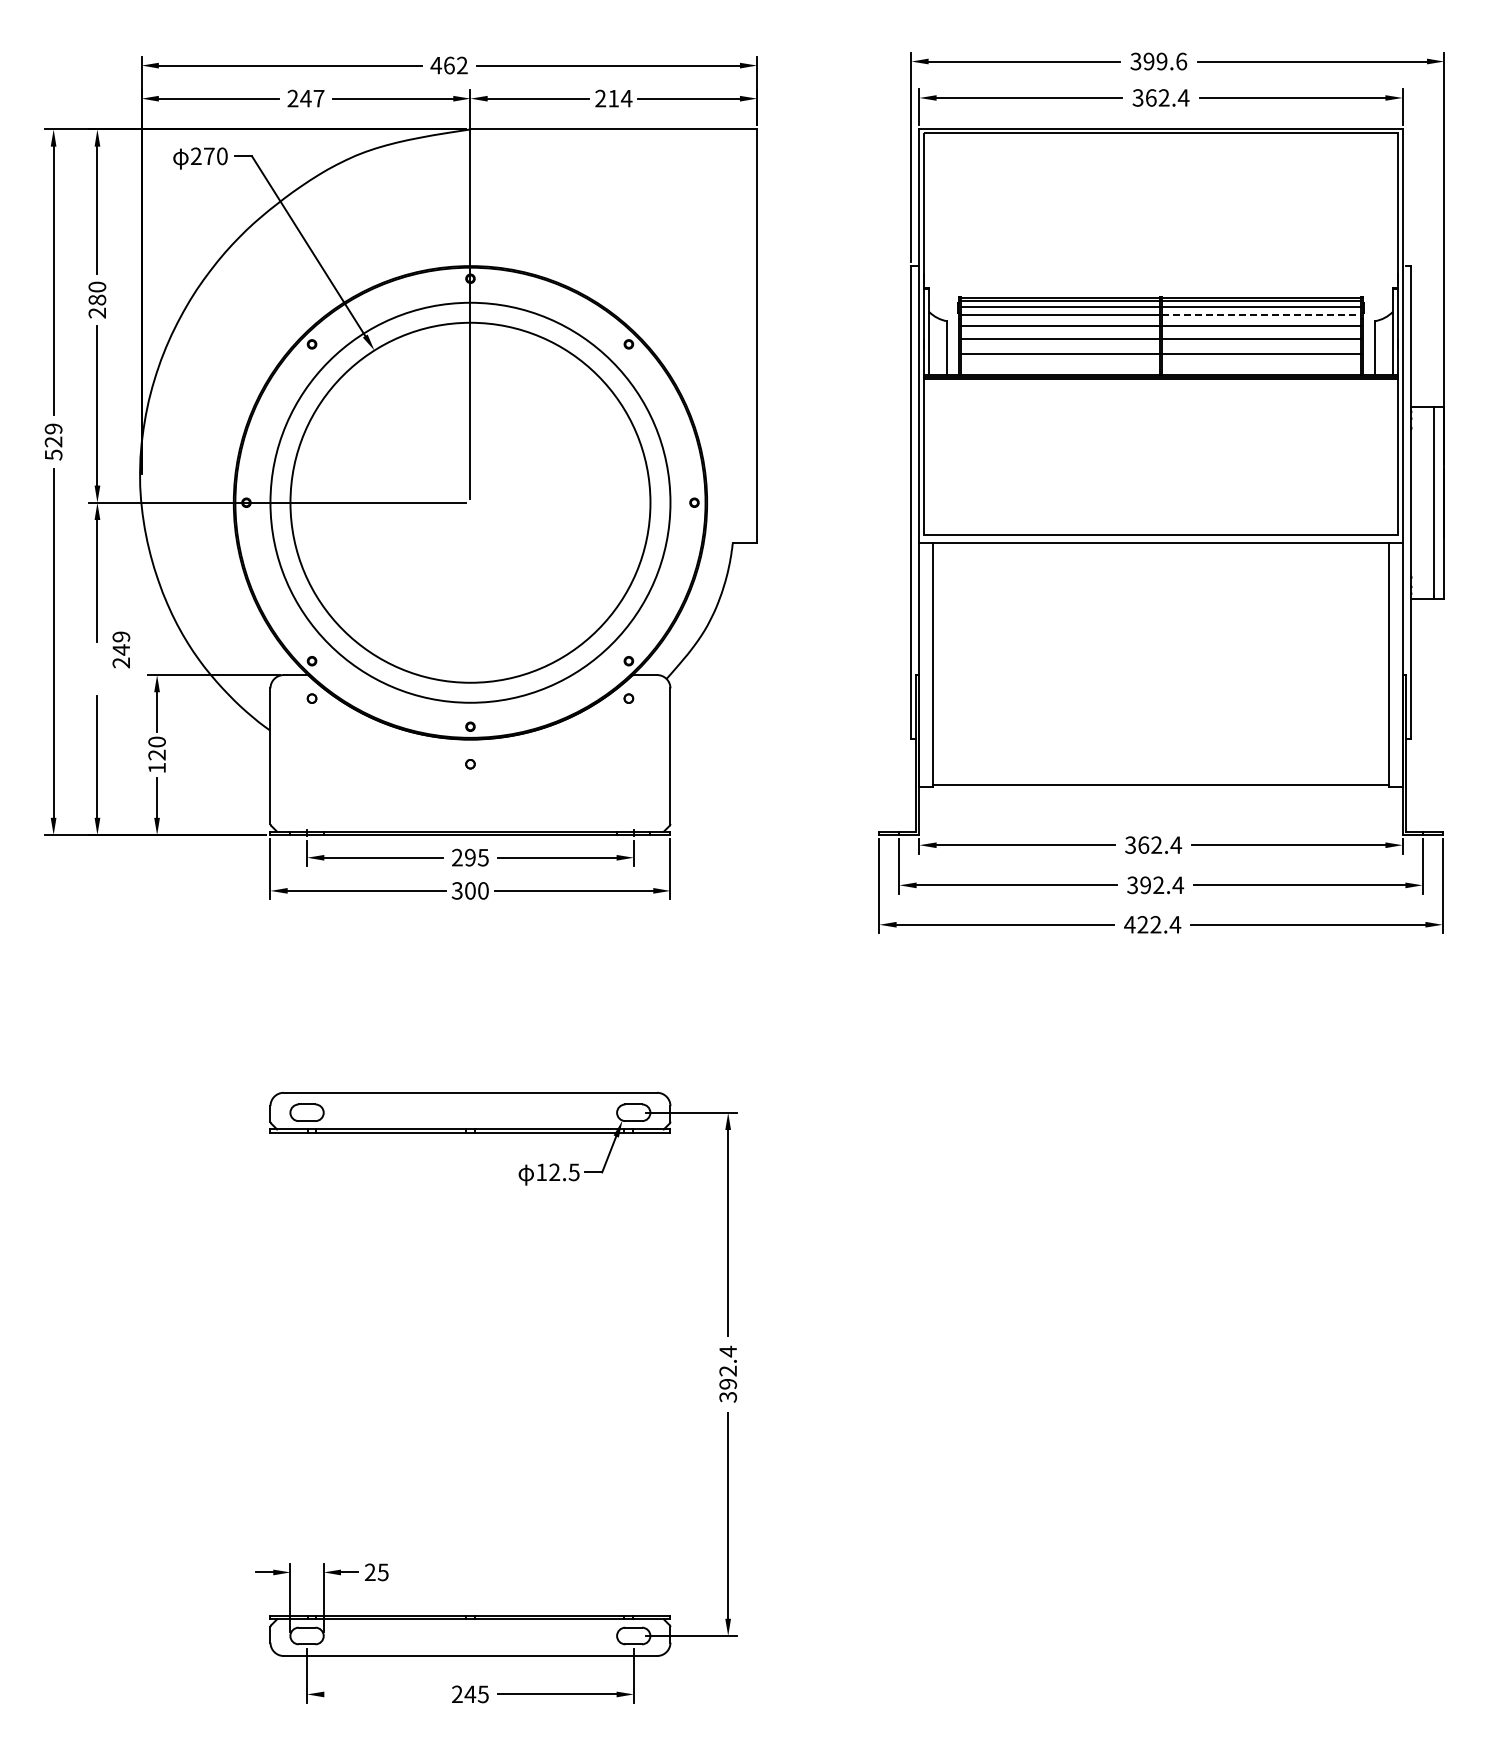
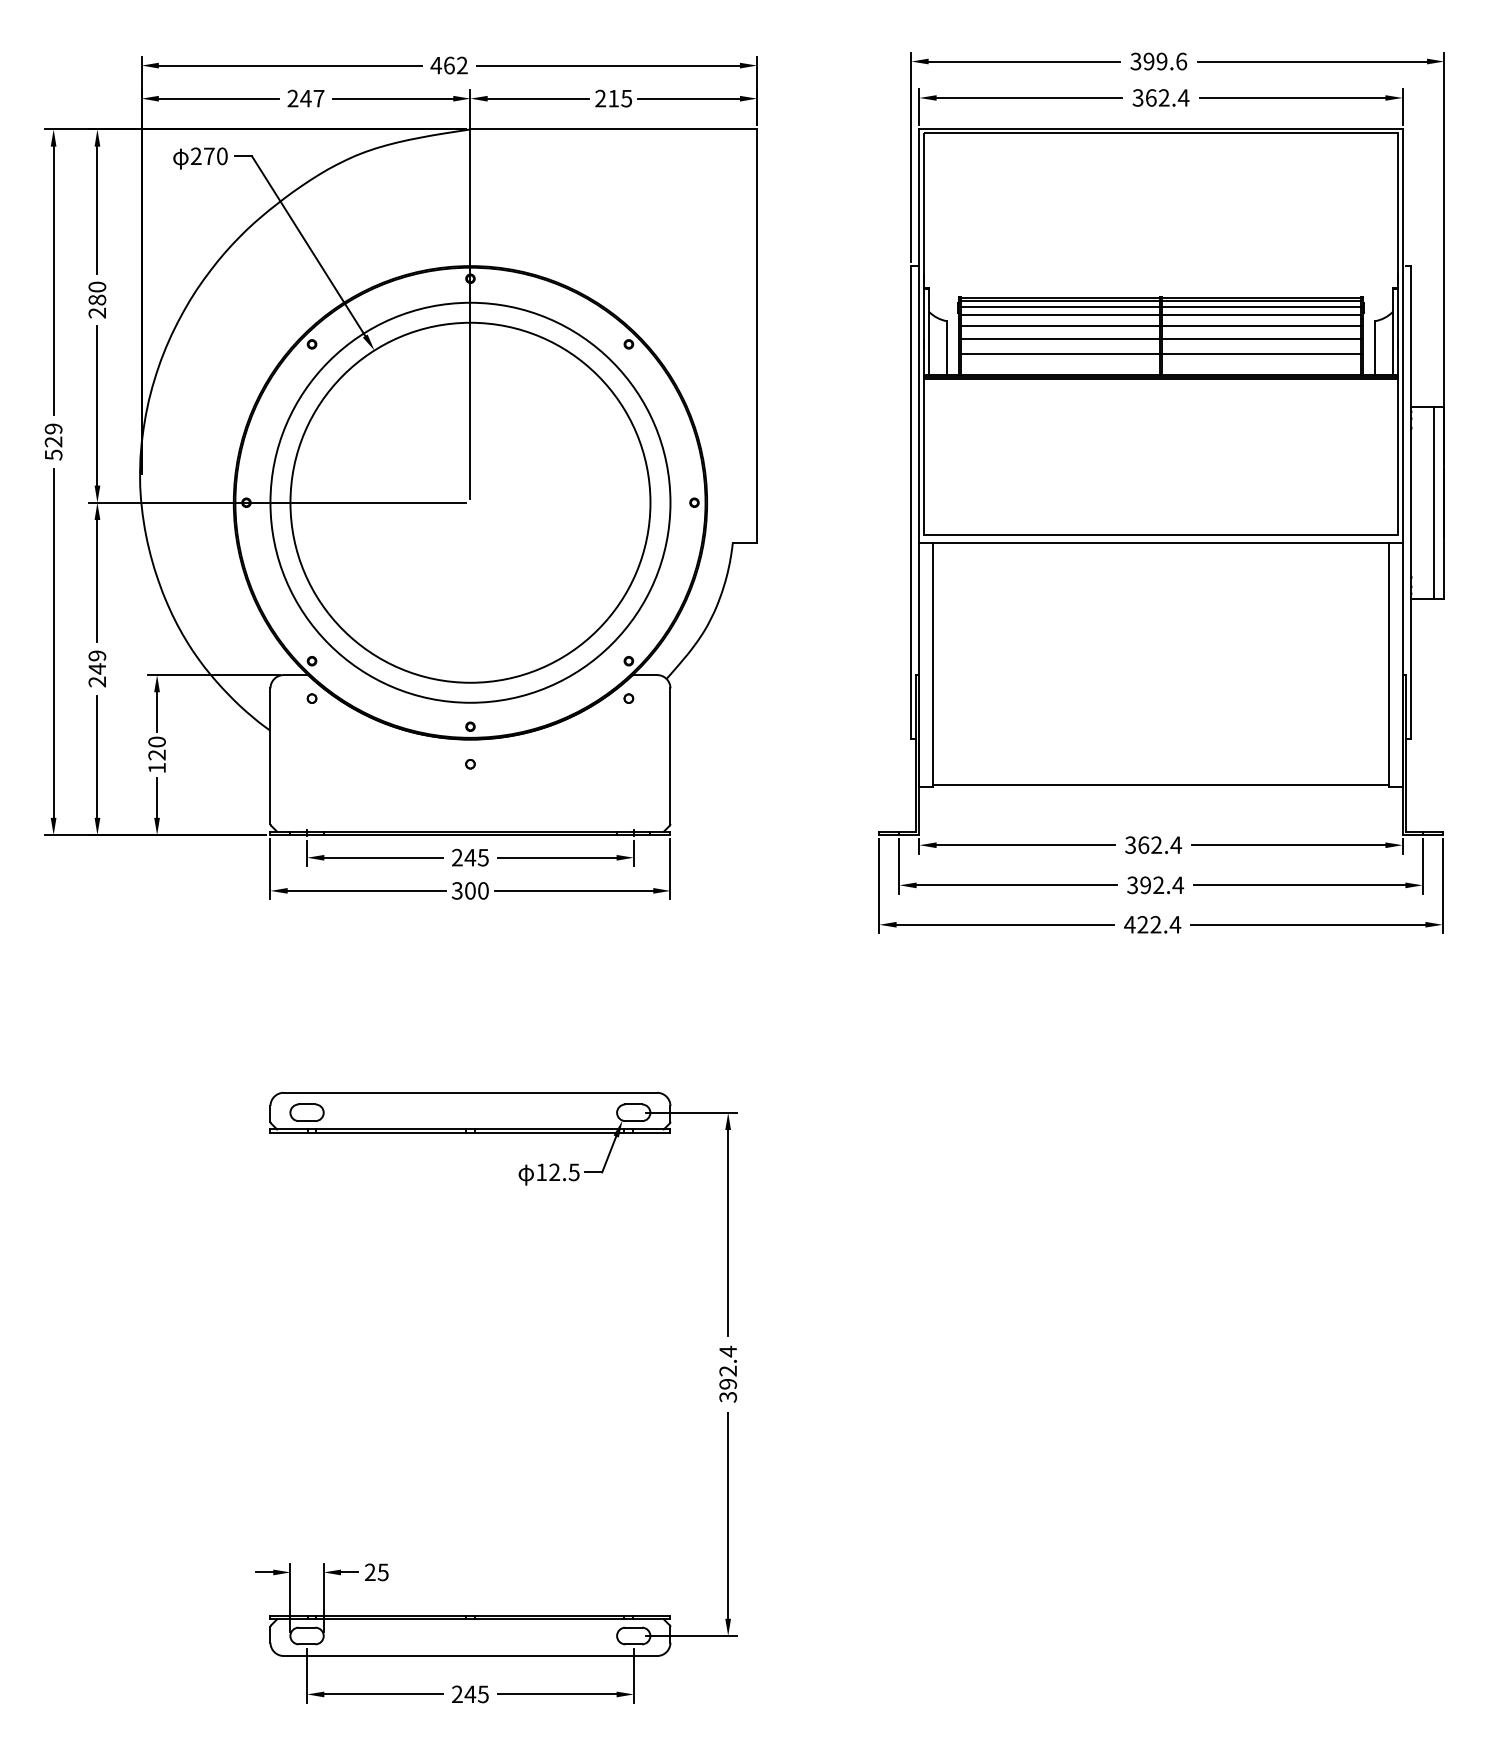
text: 214 -> 215 (626, 98)
line: dashed -> solid (1261, 315)
text position: (121, 649) -> (97, 668) (97, 668)
text: 295 -> 245 (470, 857)
line: none -> present (383, 1694)
